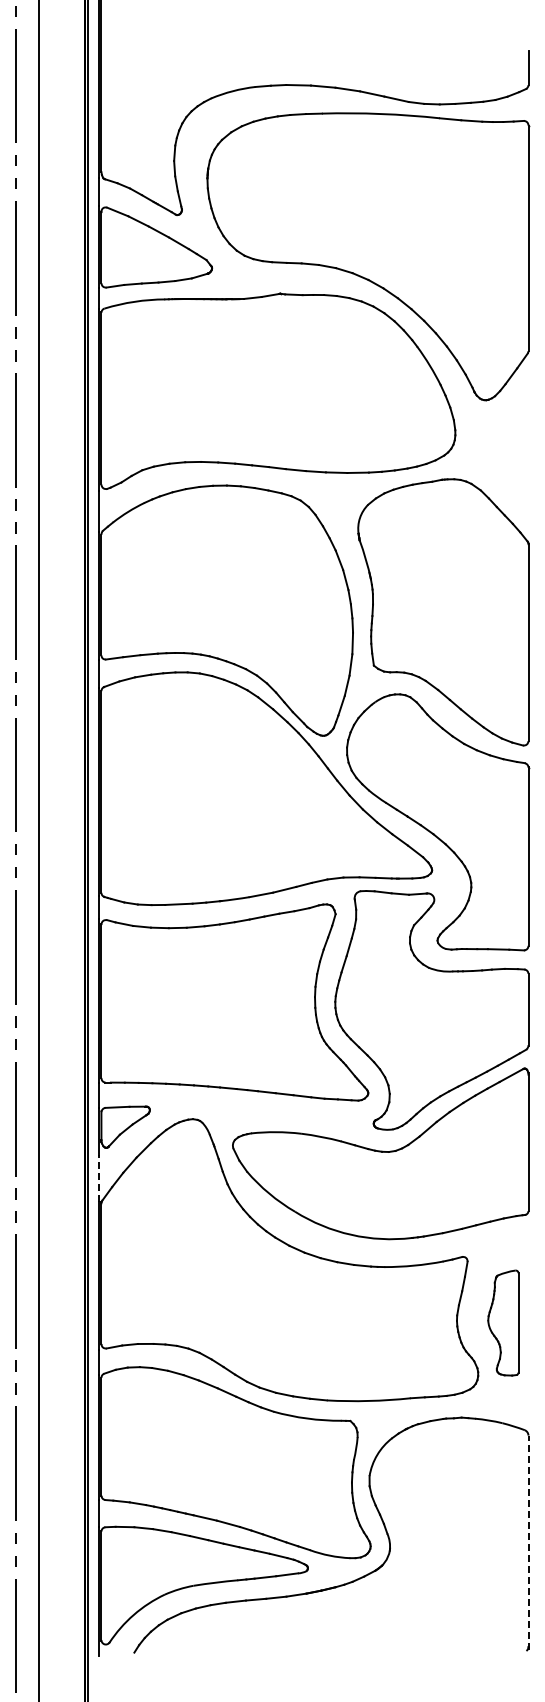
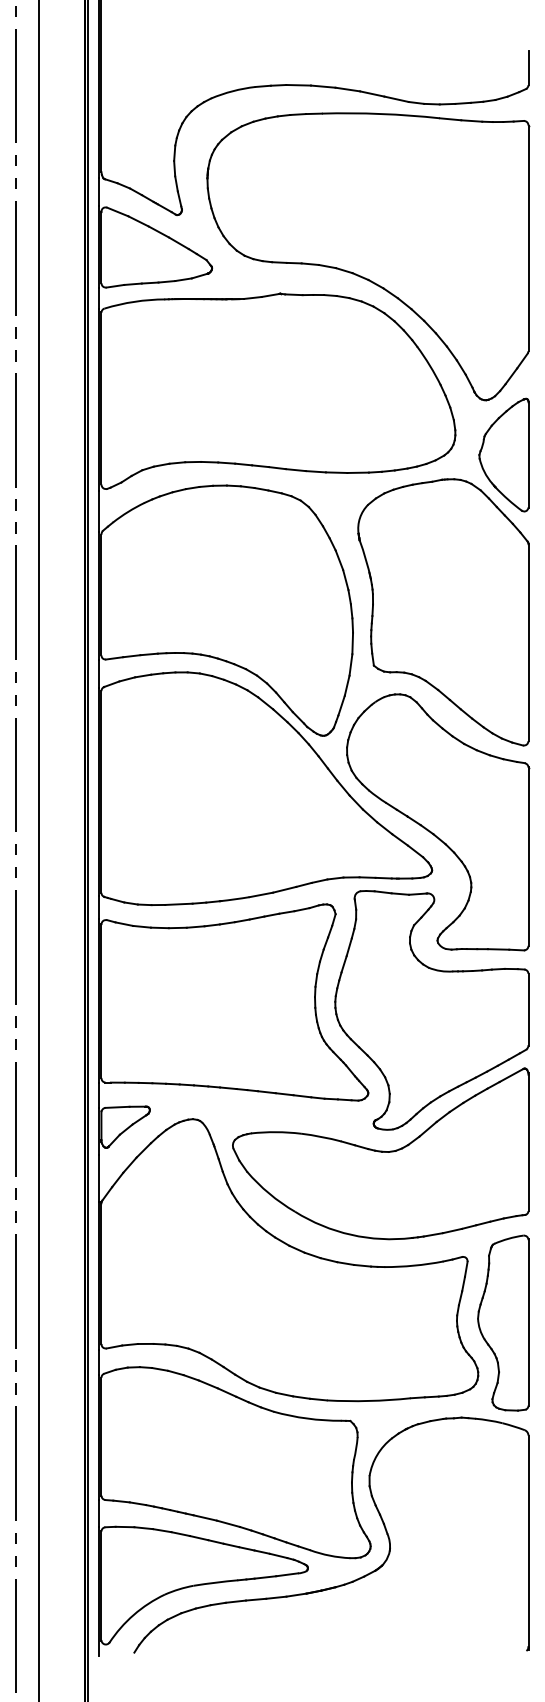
part: none -> present (503, 454)
line: dashed -> solid (98, 1178)
part size: 33x108 px -> 53x178 px (503, 1322)
line: dashed -> solid (528, 1542)
